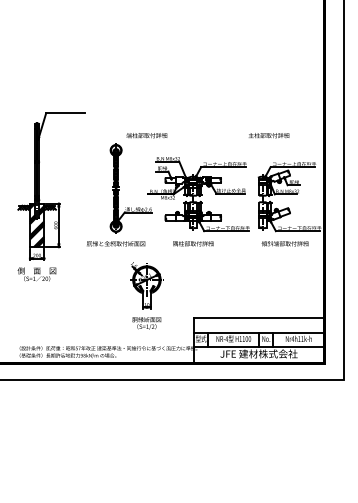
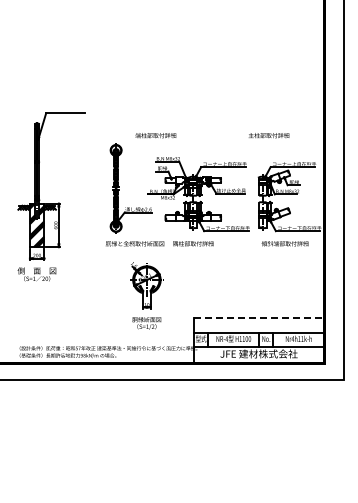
text position: (146, 135) -> (155, 135) (155, 135)
text position: (116, 243) -> (135, 243) (135, 243)
line: solid -> dashed (259, 318)
